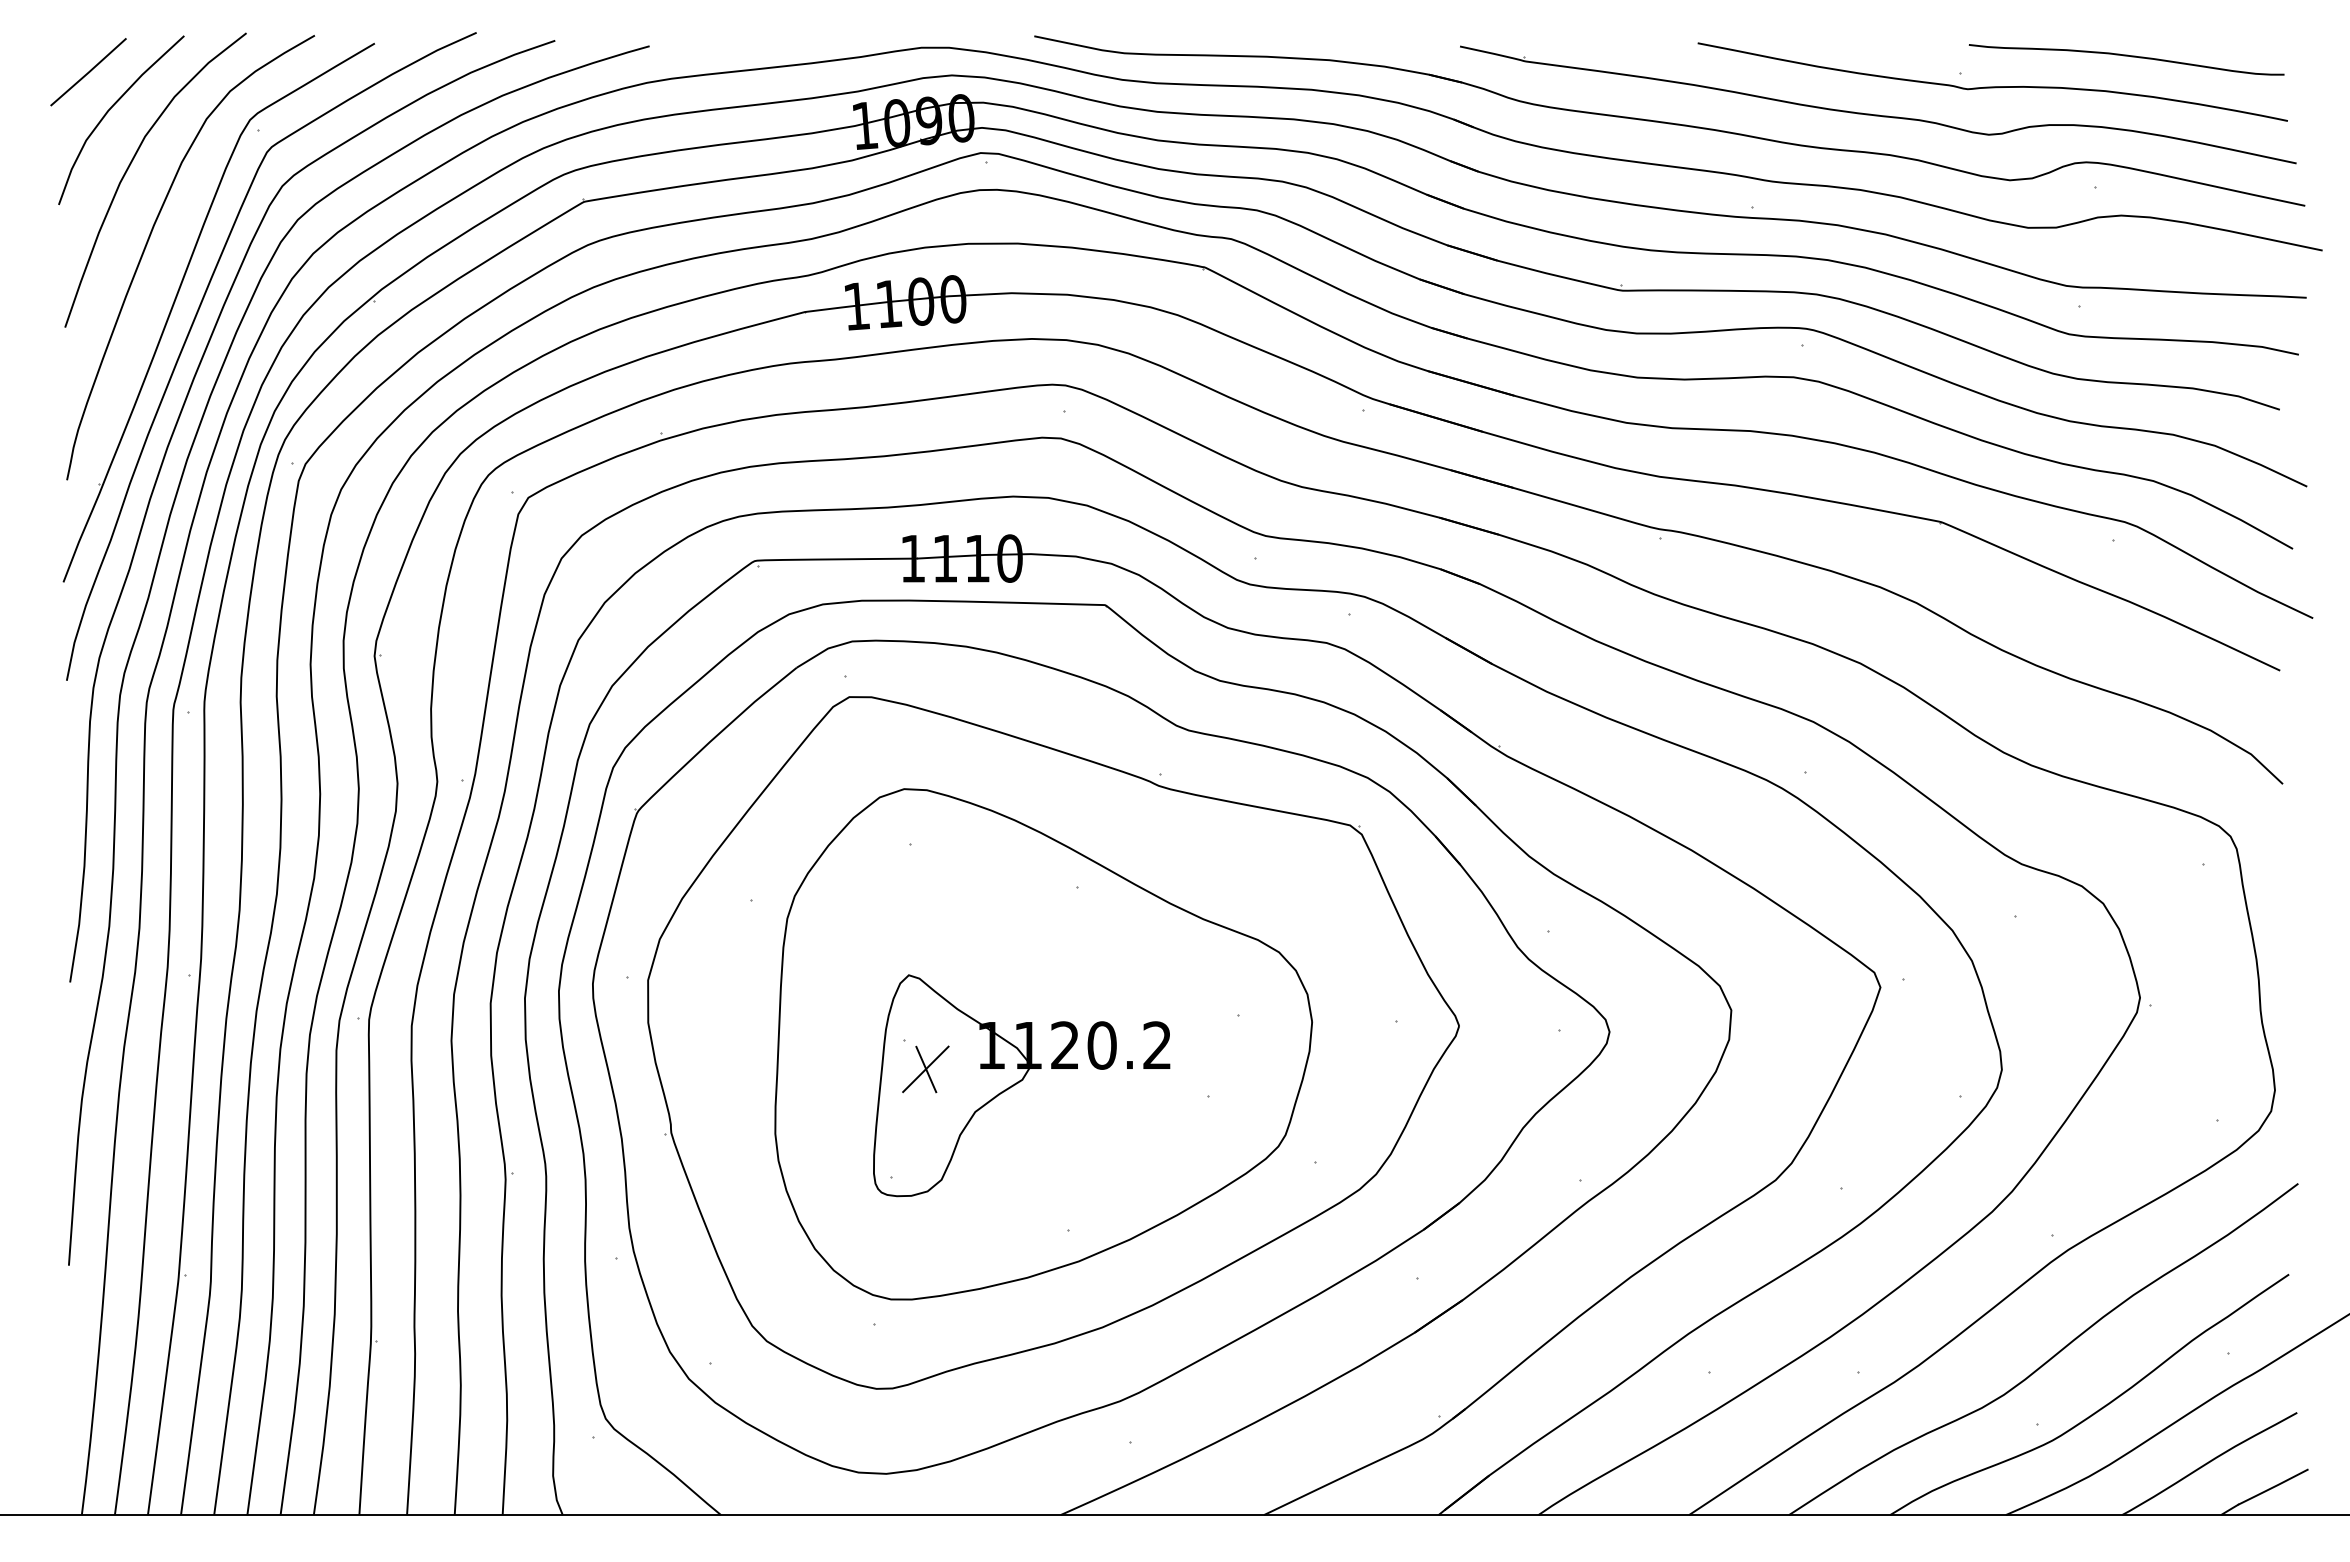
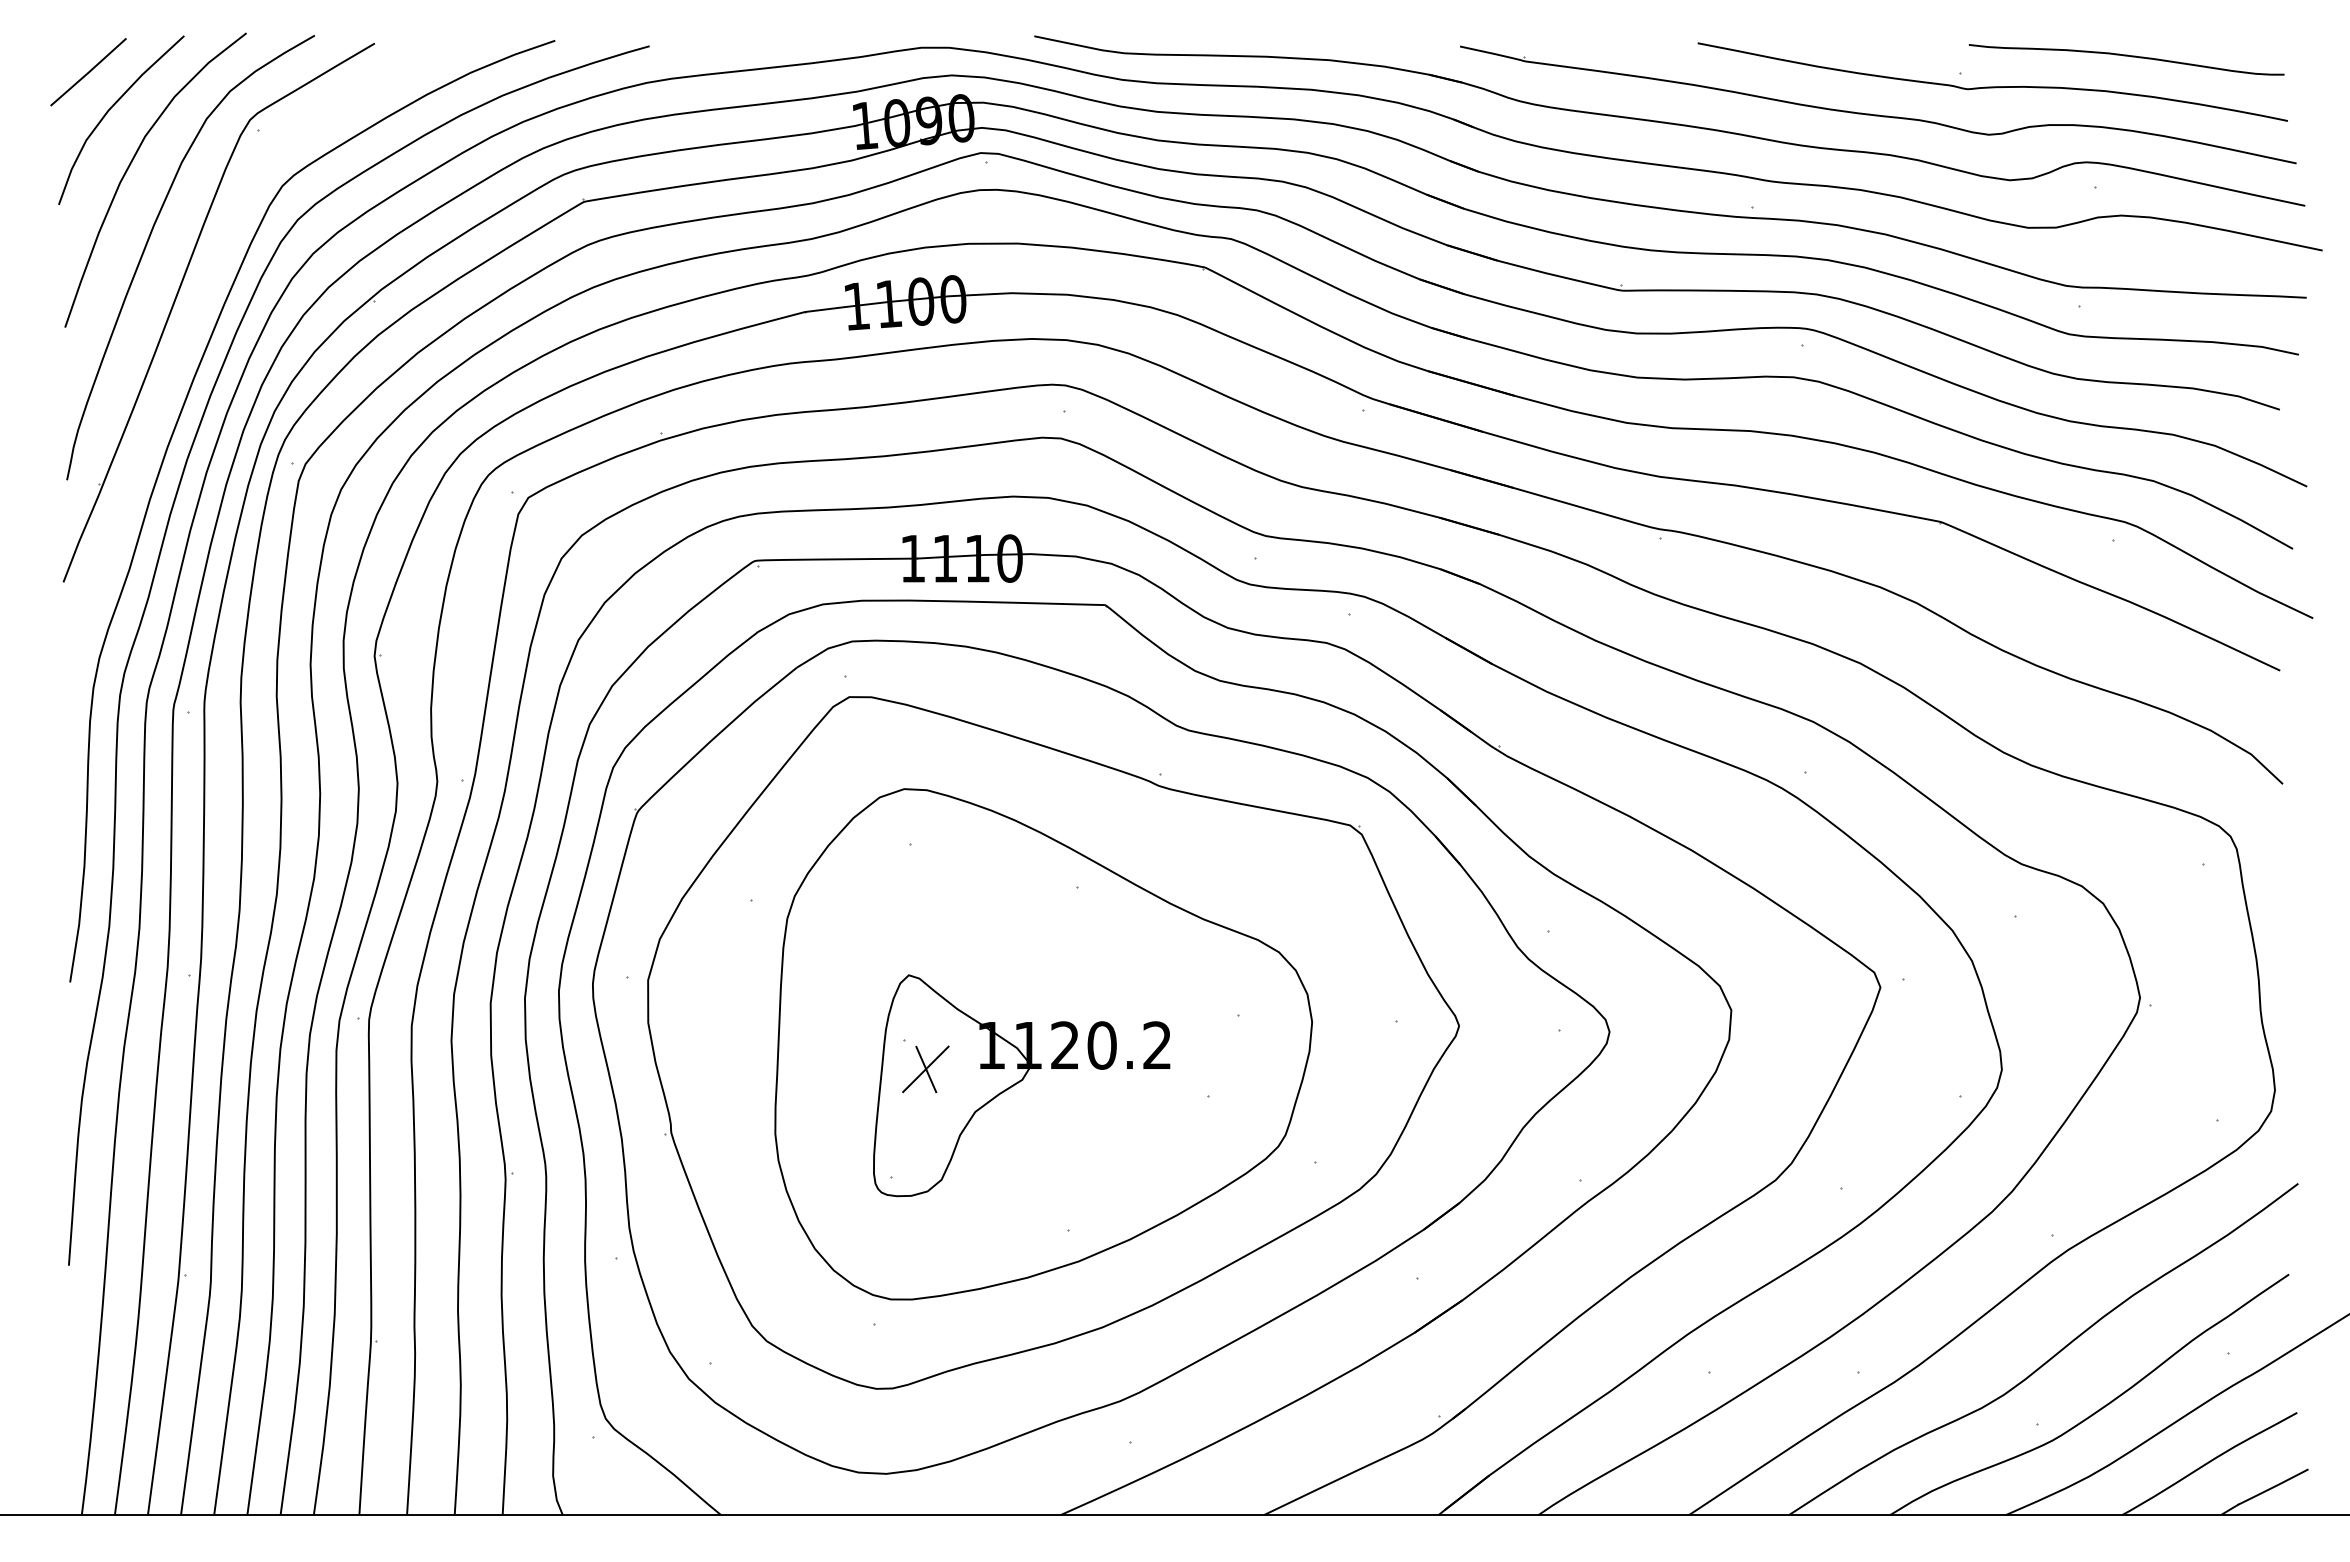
curve: present -> none (192, 327)
